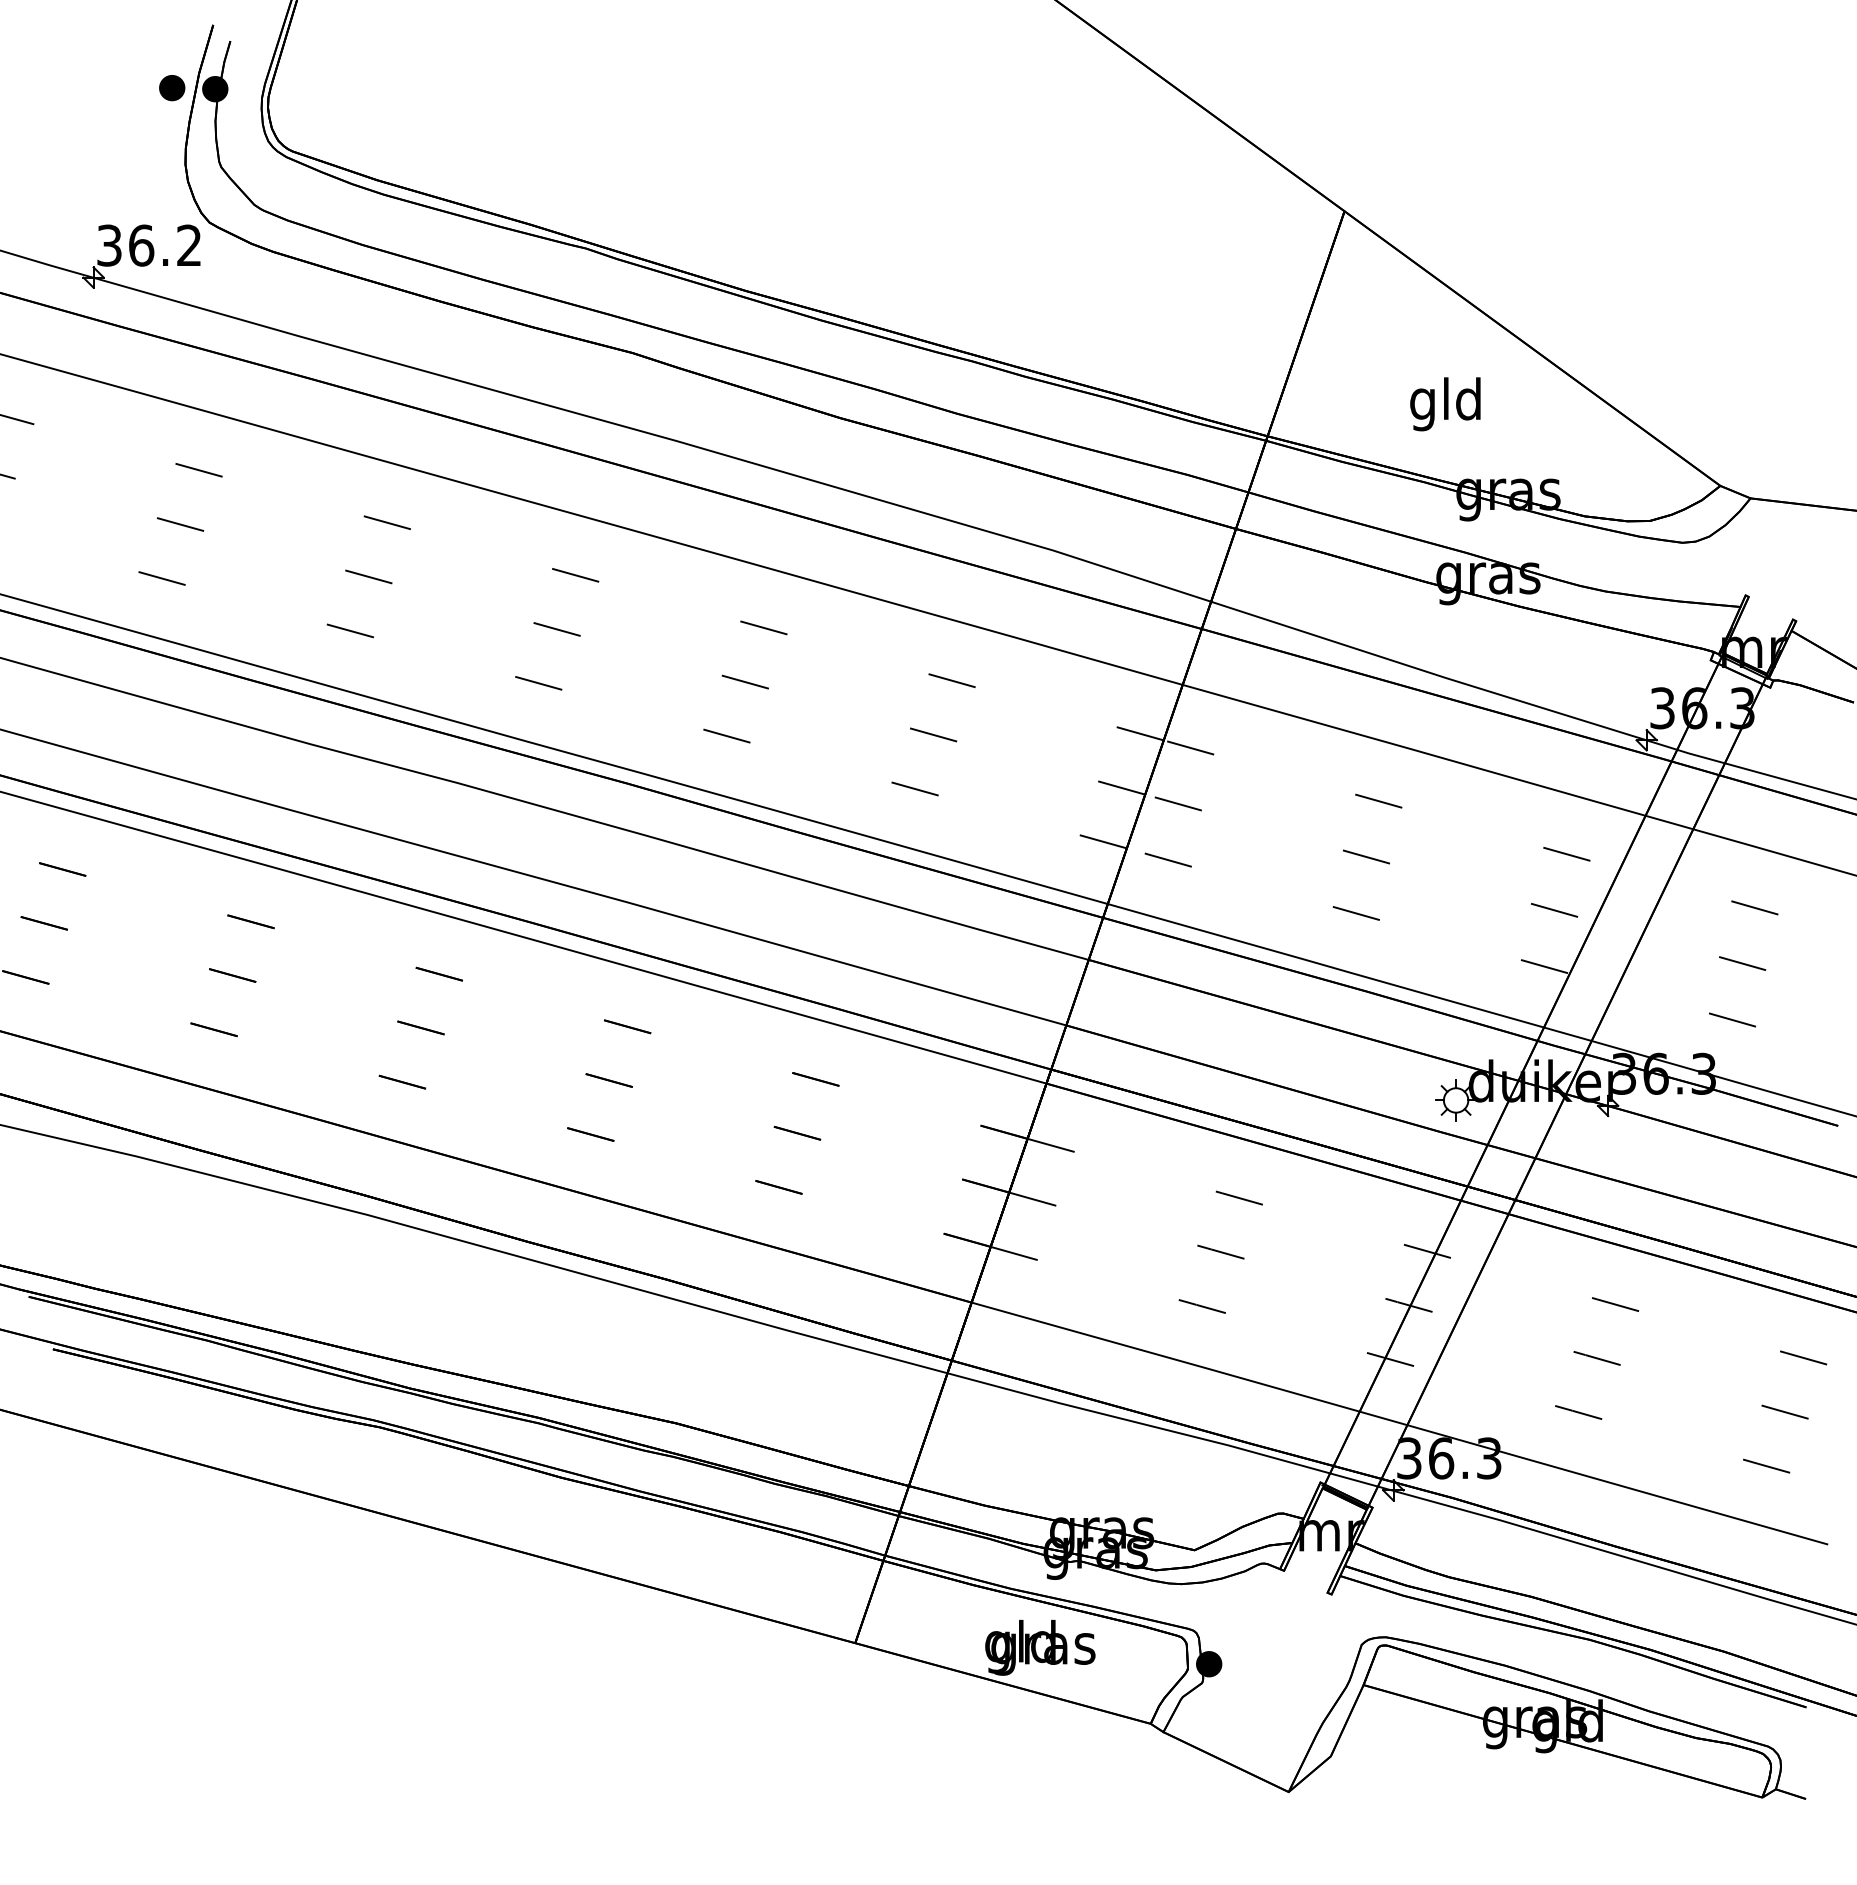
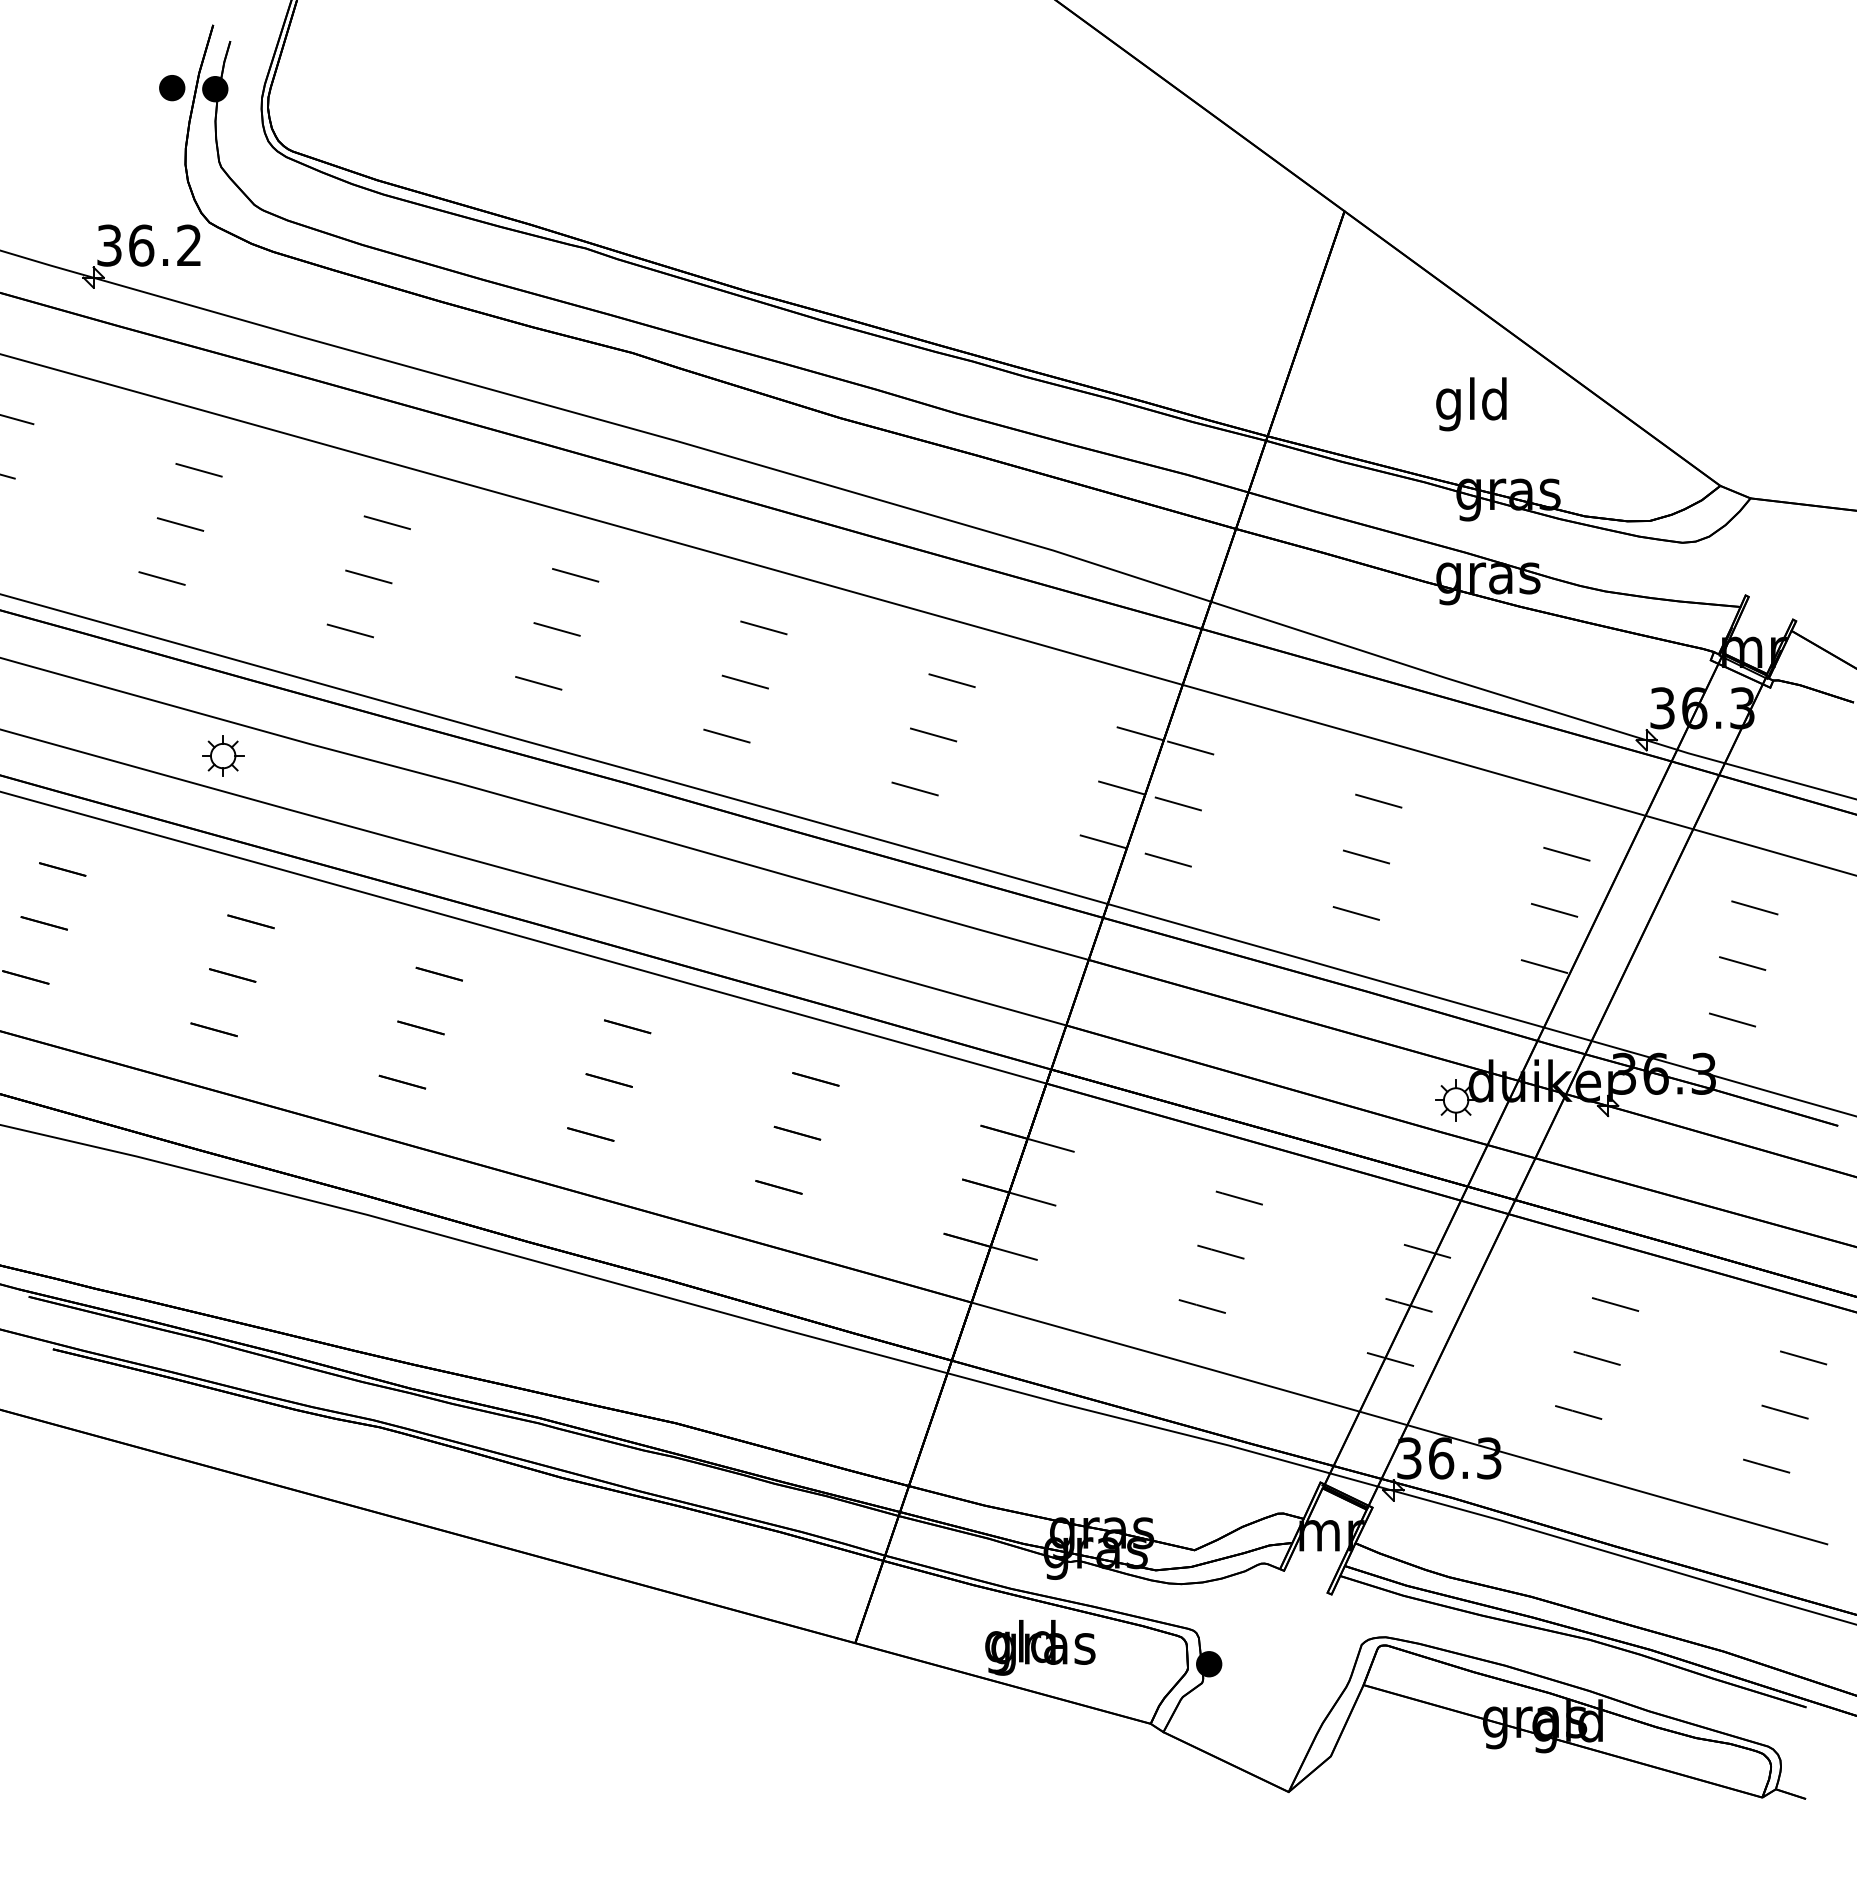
text position: (1445, 404) -> (1471, 404) (1471, 404)
part: none -> present (223, 755)
